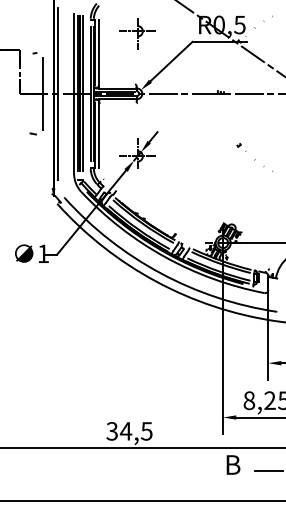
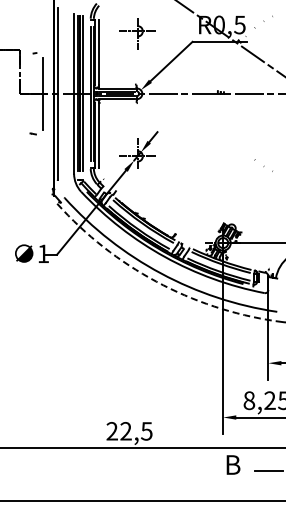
part: present -> none (241, 147)
arc: solid -> dashed (156, 281)
text: 34,5 -> 22,5 (119, 431)
